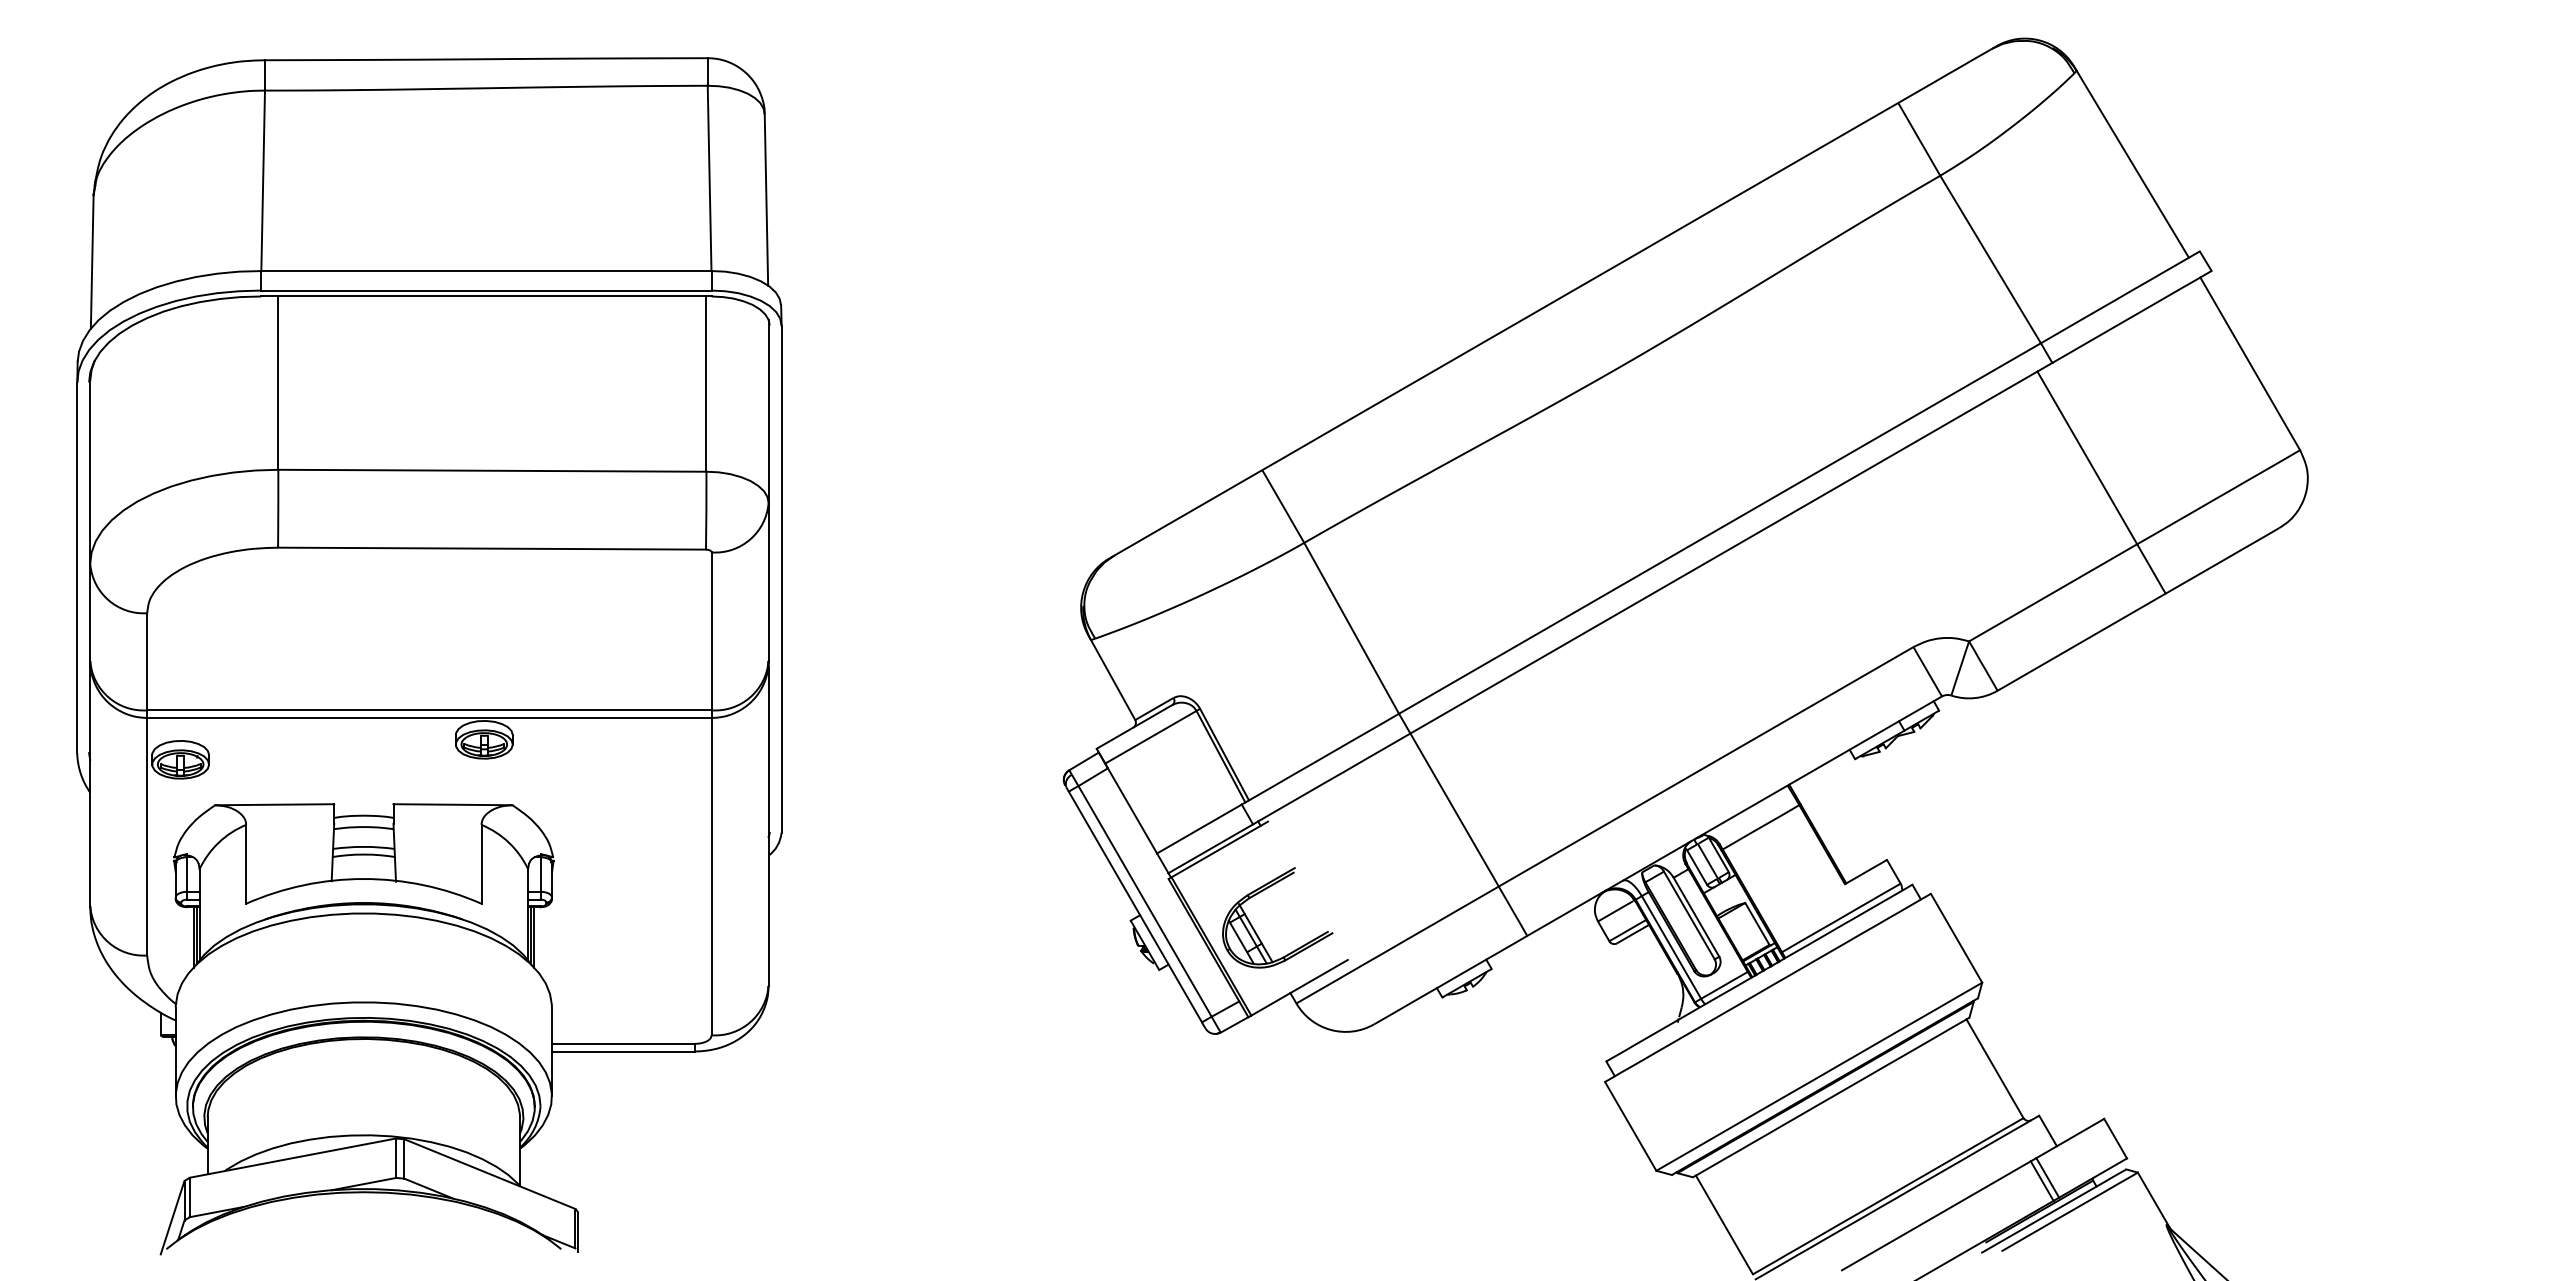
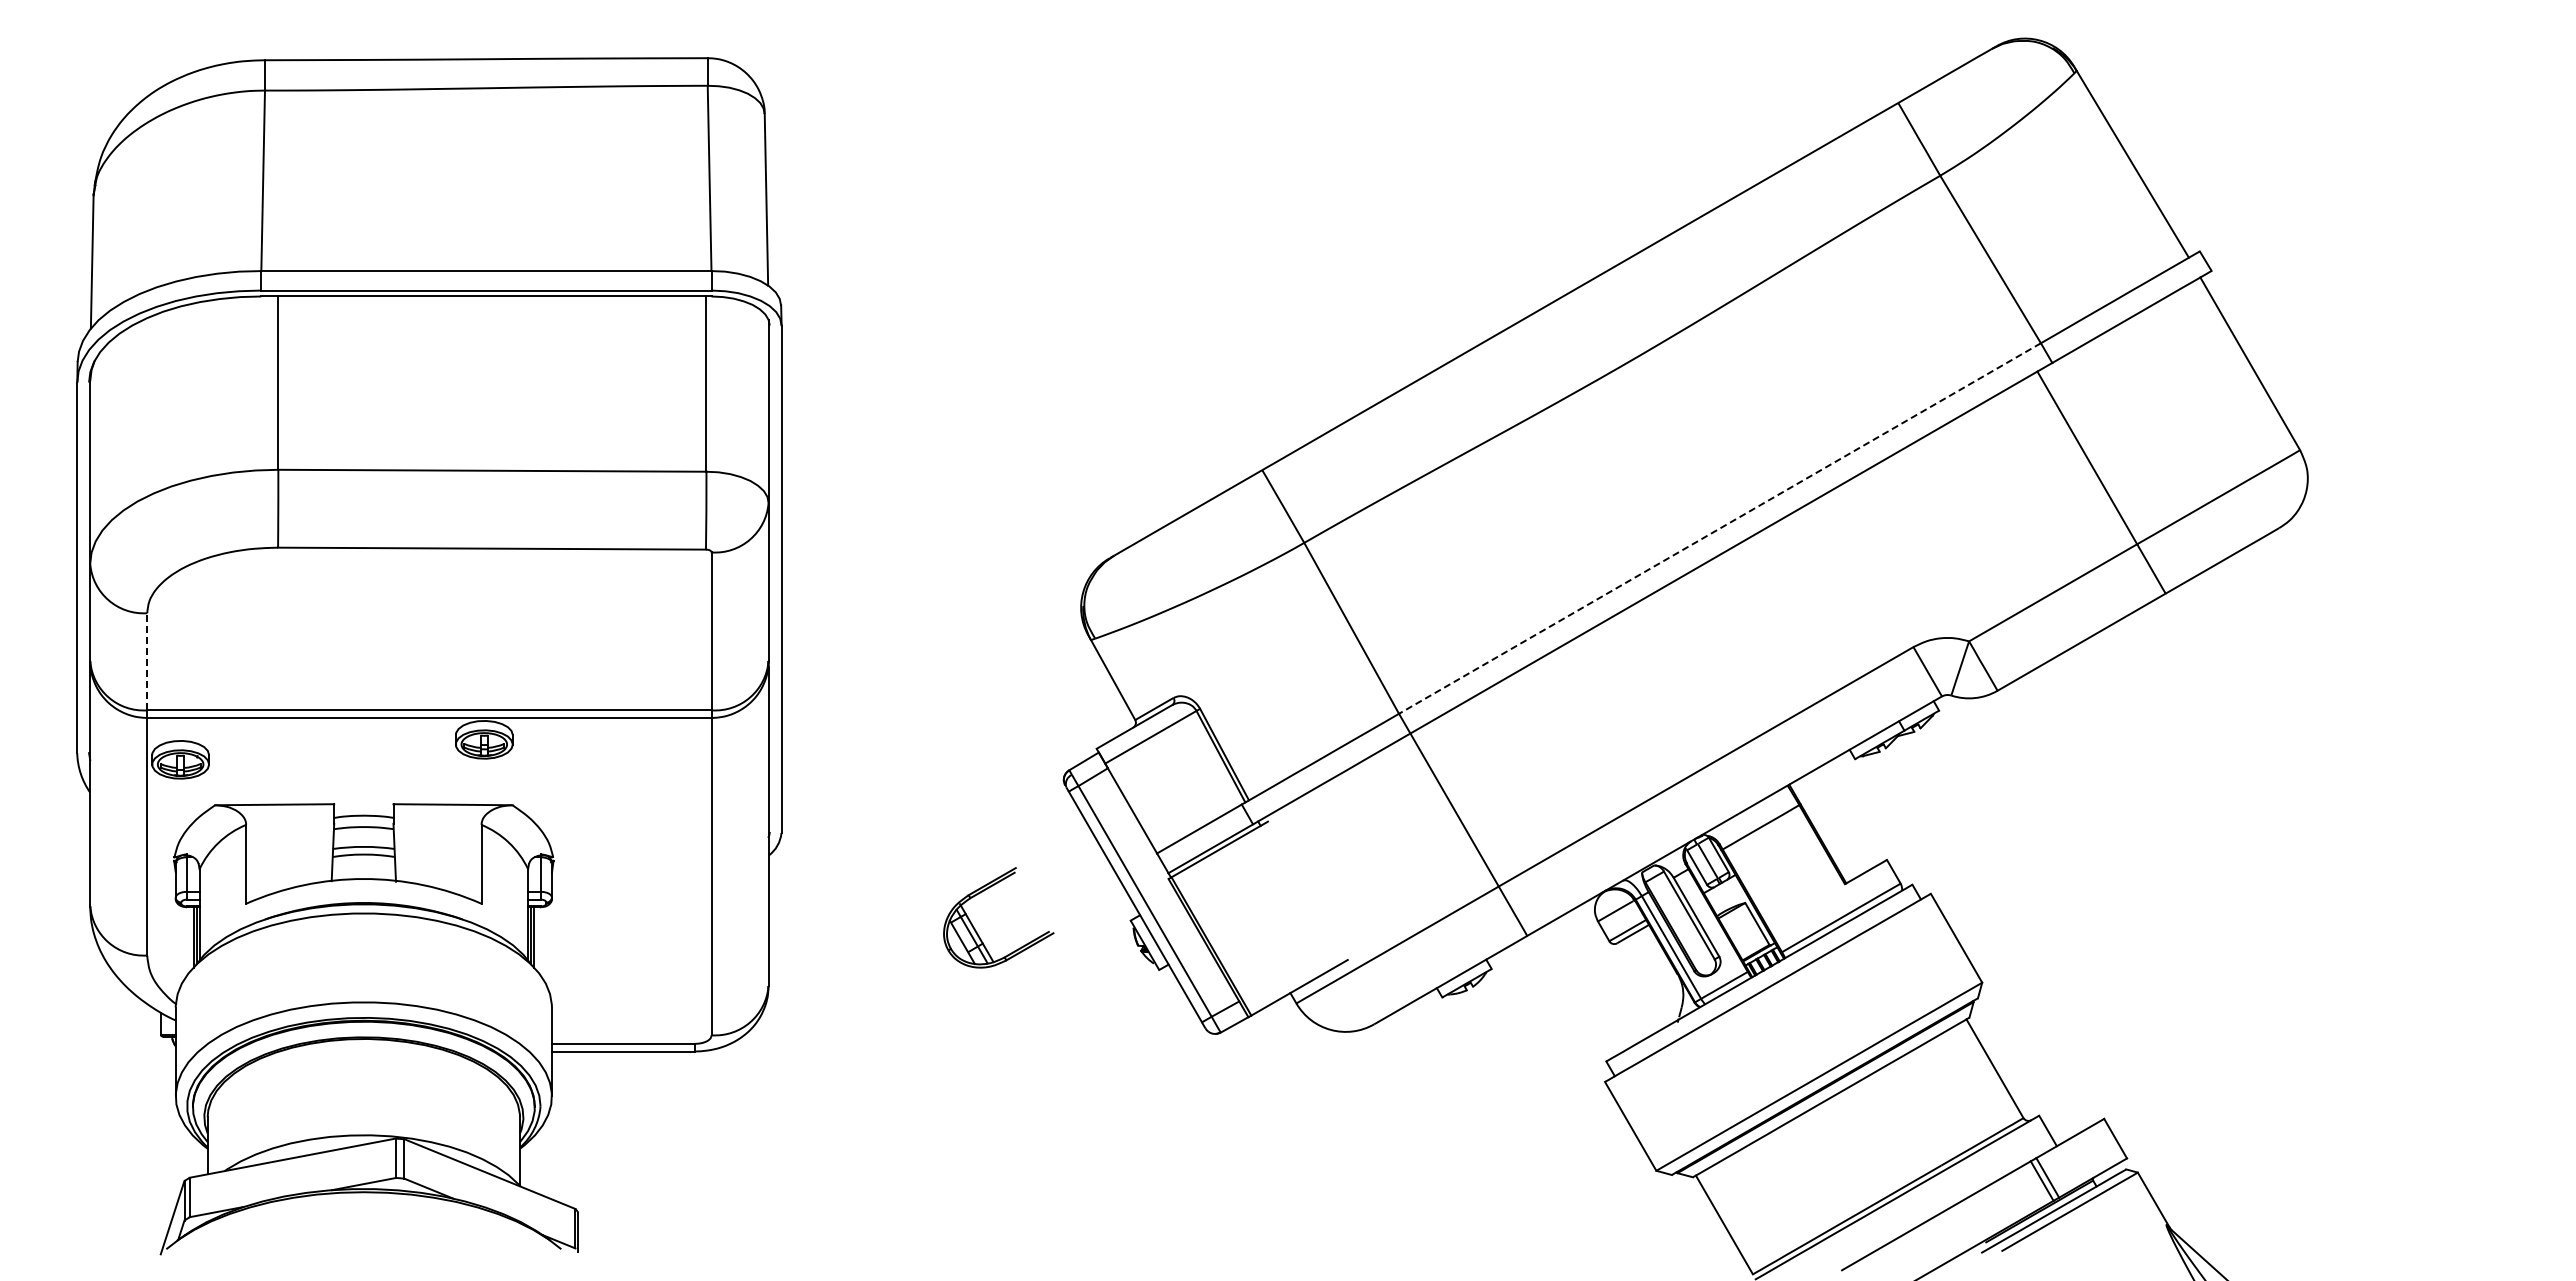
line: solid -> dashed (1719, 528)
line: solid -> dashed (147, 661)
part position: (1254, 928) -> (975, 928) (975, 928)
